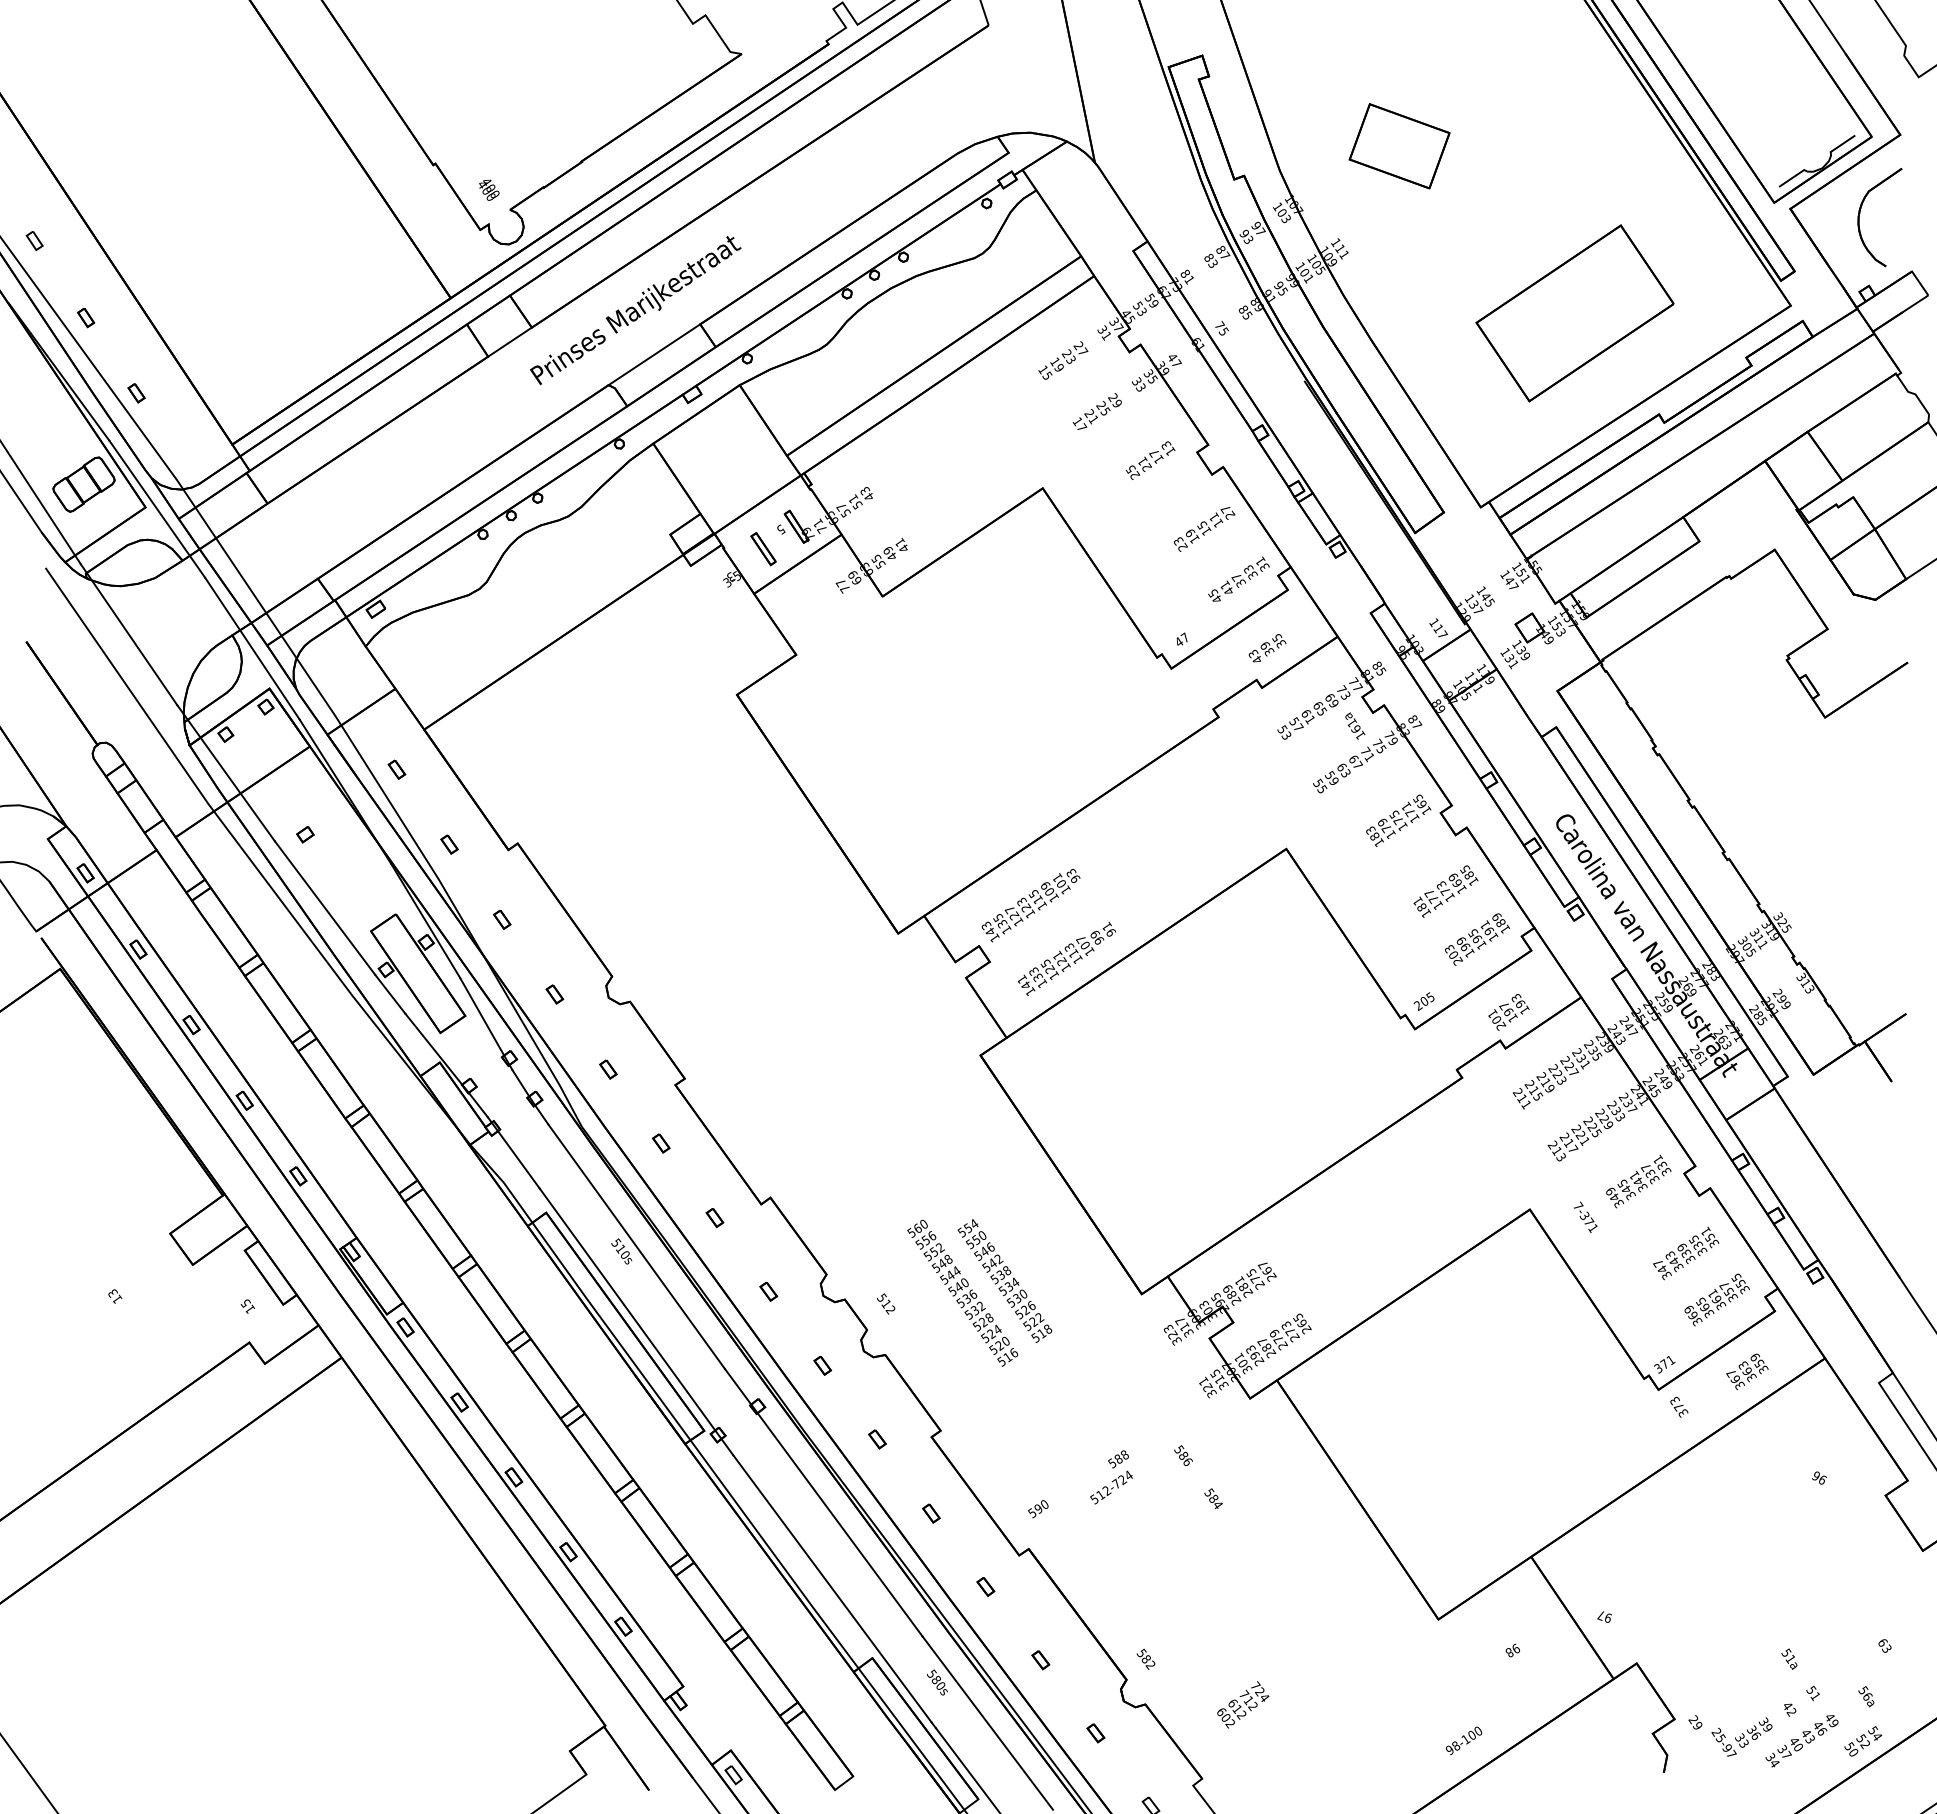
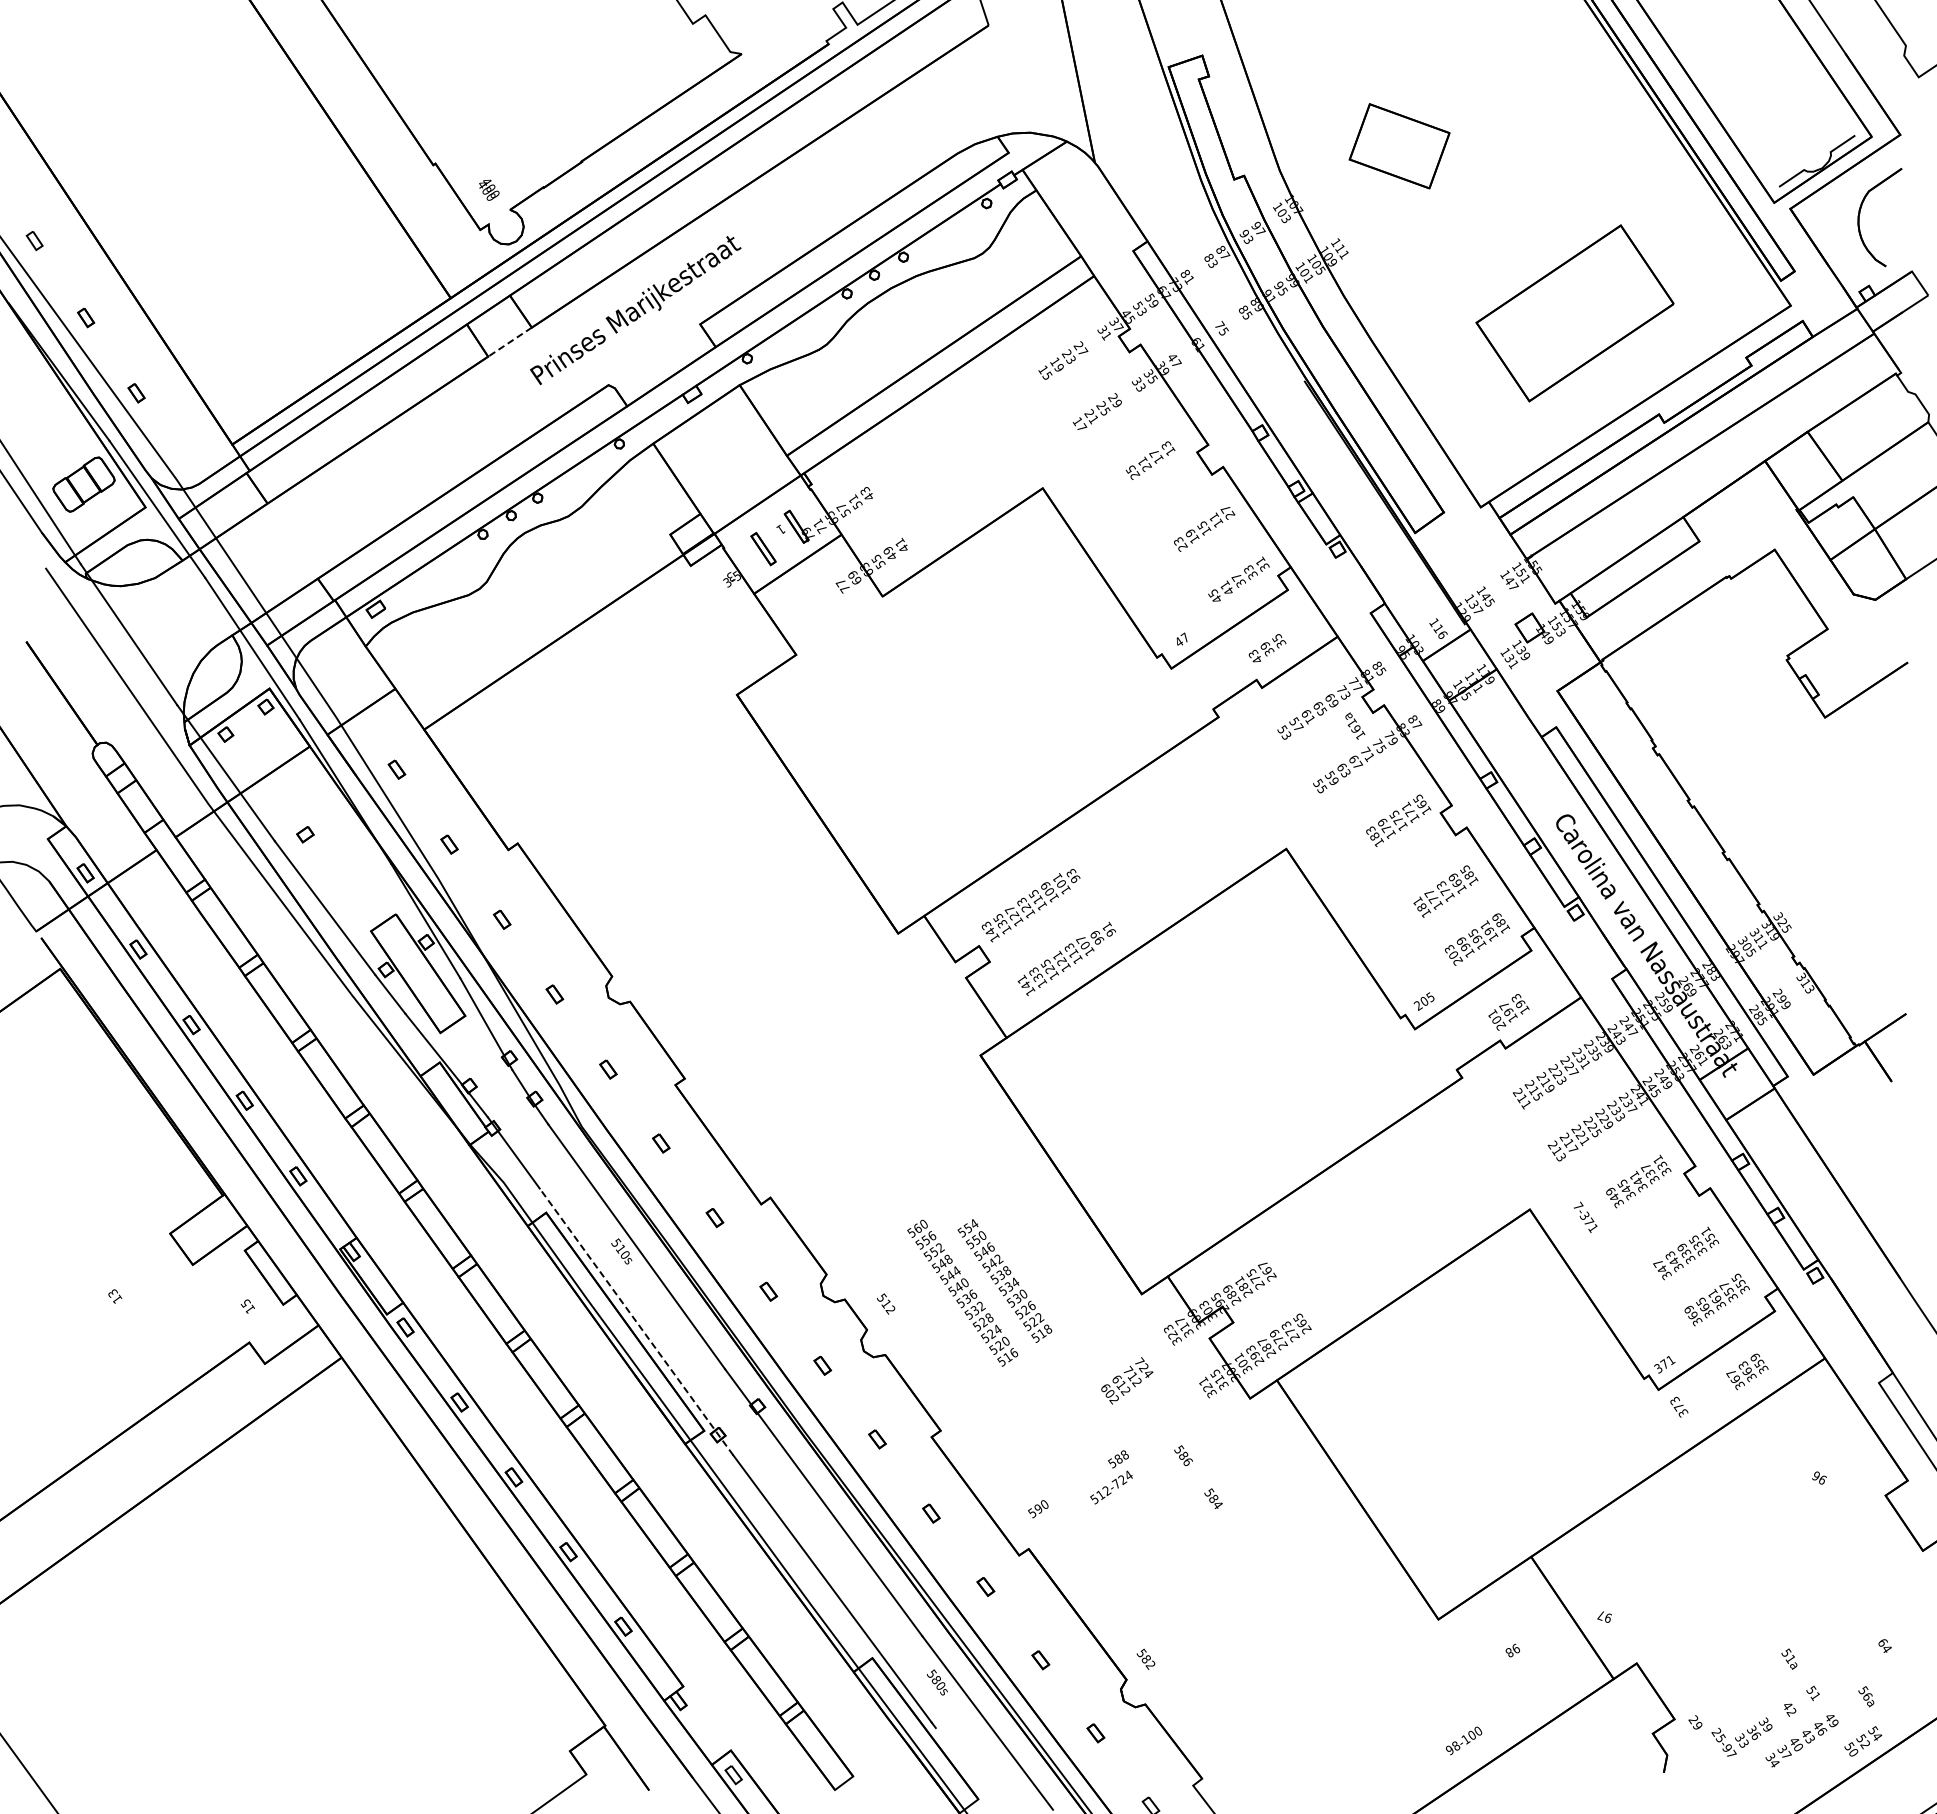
line: solid -> dashed (509, 342)
line: present -> none (654, 354)
text: 5 -> 1 (780, 529)
text: 117 -> 116 (1442, 634)
line: solid -> dashed (636, 1321)
text: 63 -> 64 (1886, 1648)
text position: (1243, 1704) -> (1127, 1380) (1127, 1380)
line: present -> none (966, 1769)
